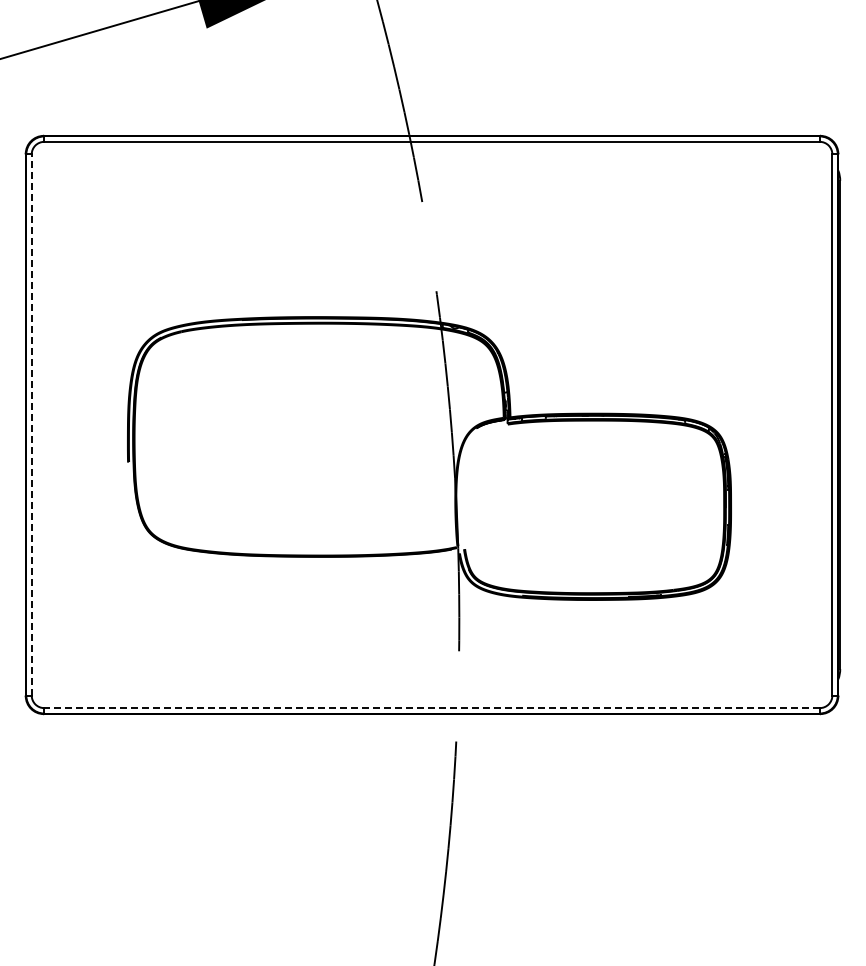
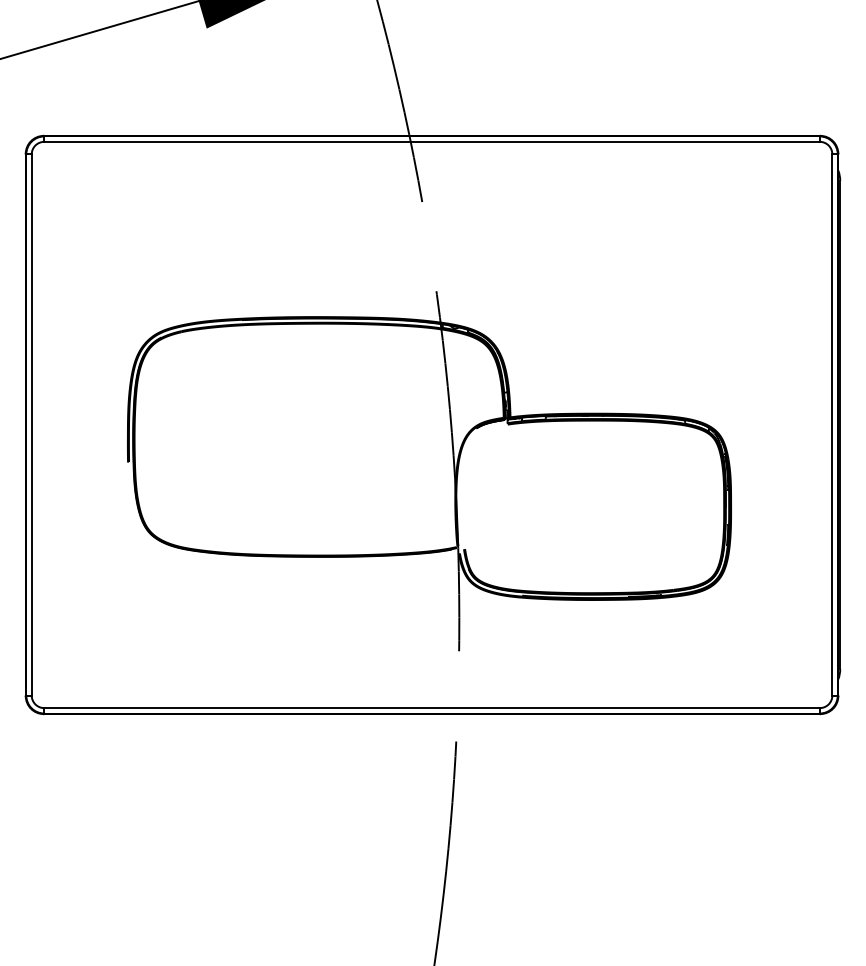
line: dashed -> solid (31, 424)
line: dashed -> solid (432, 708)
